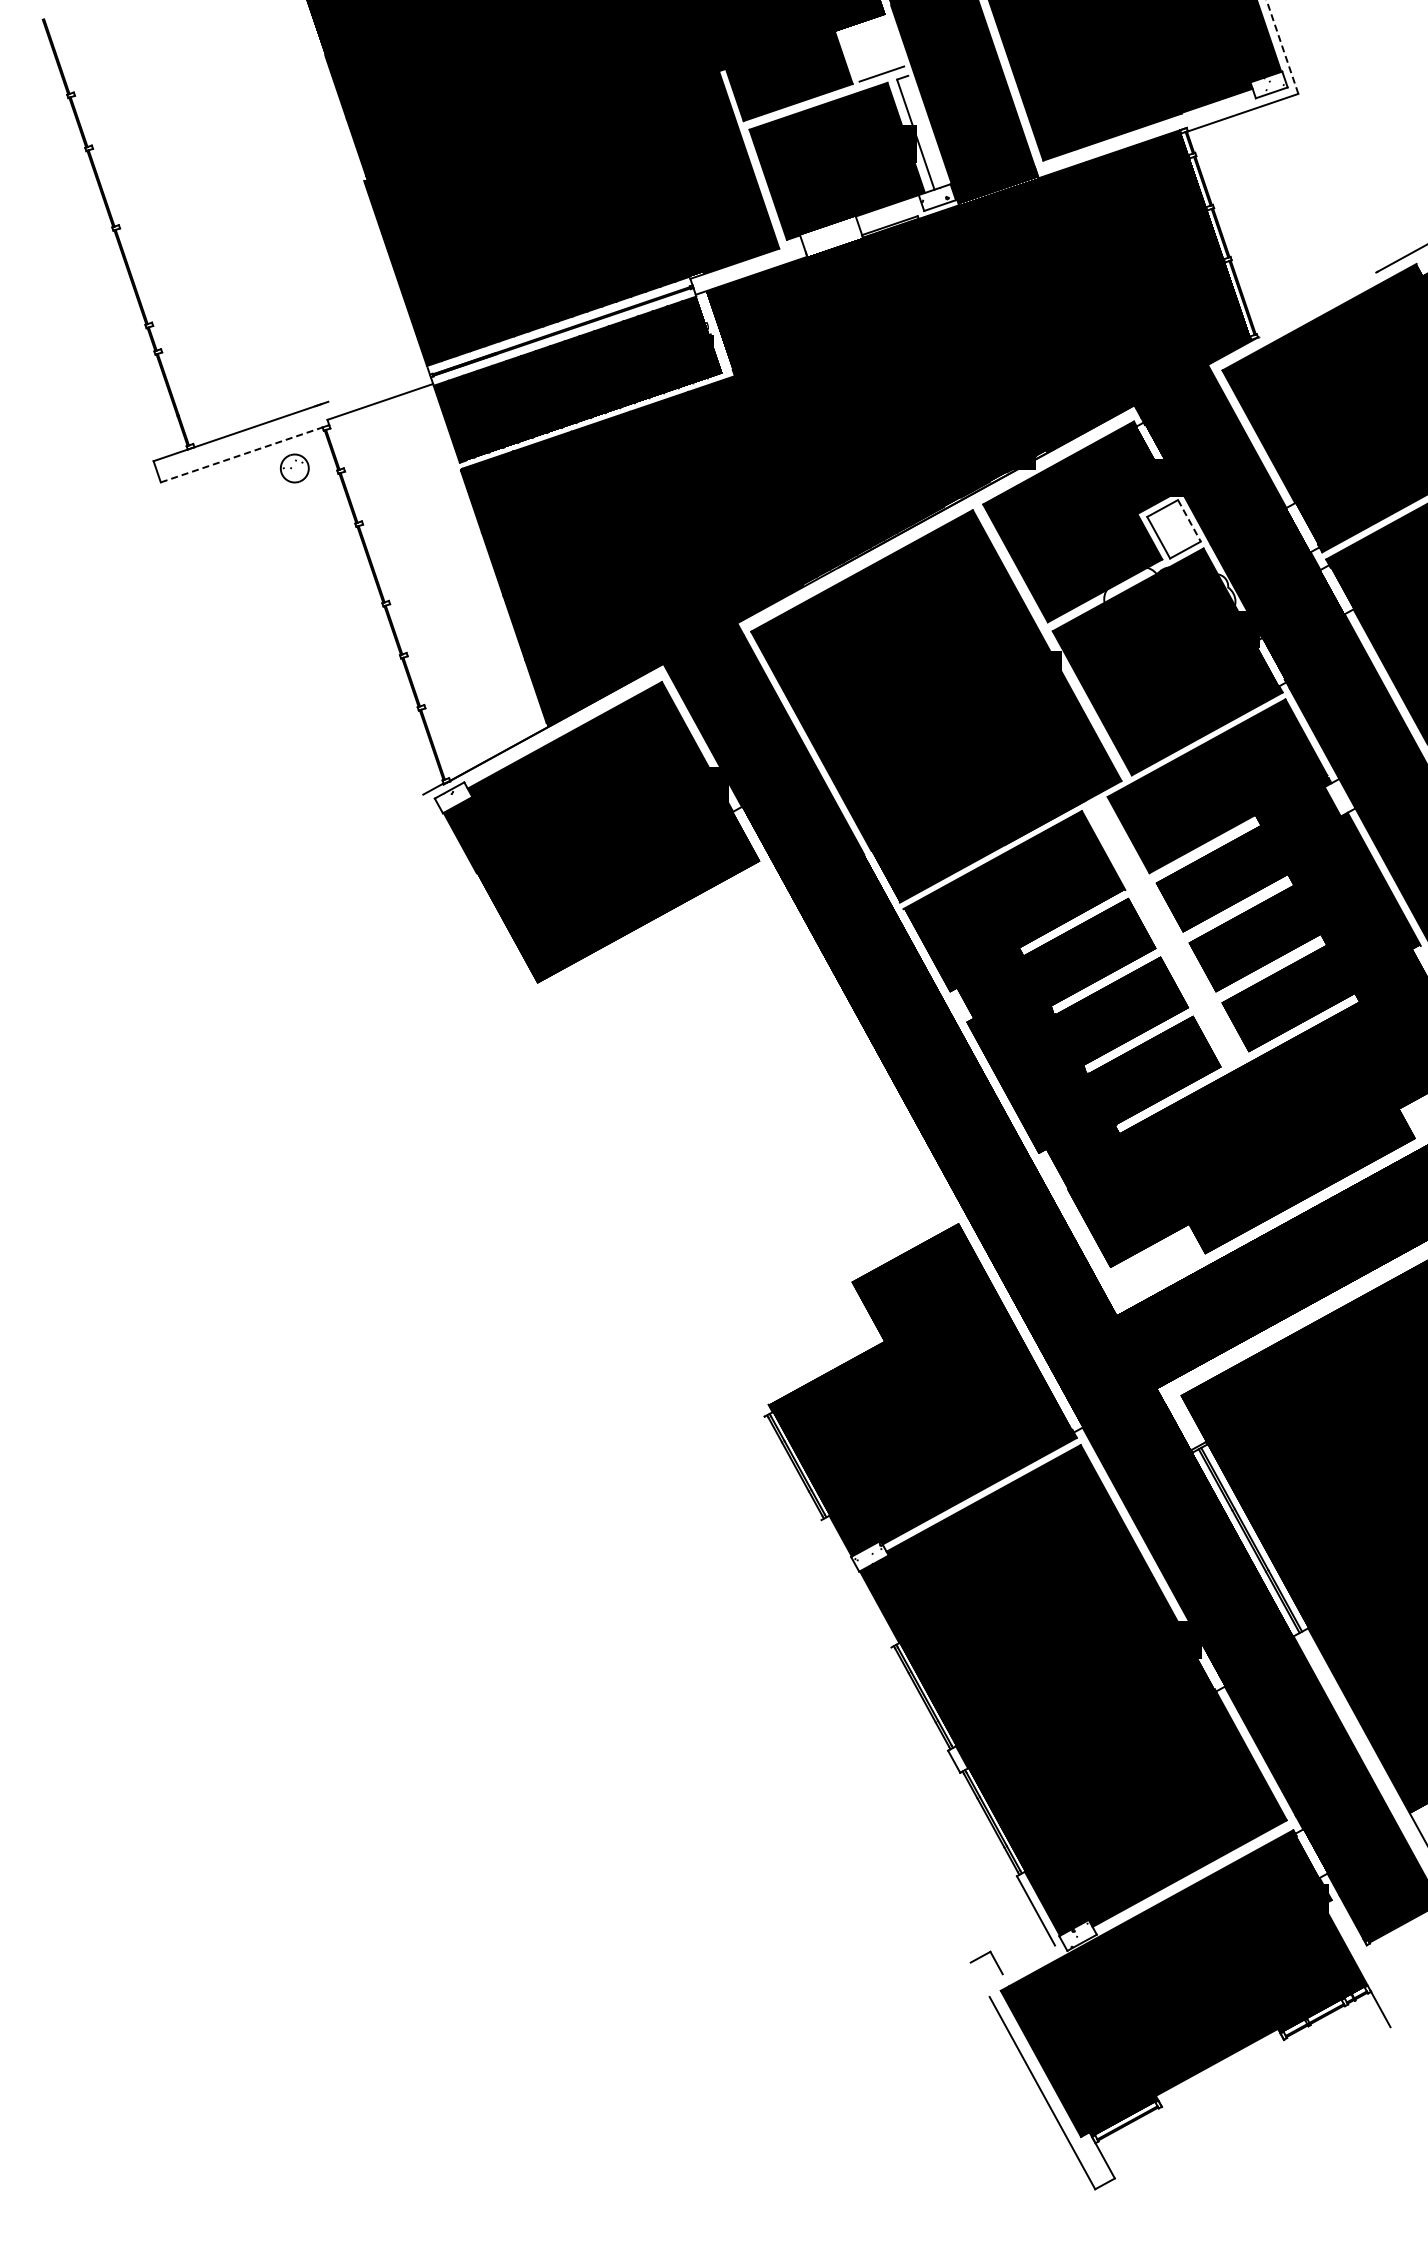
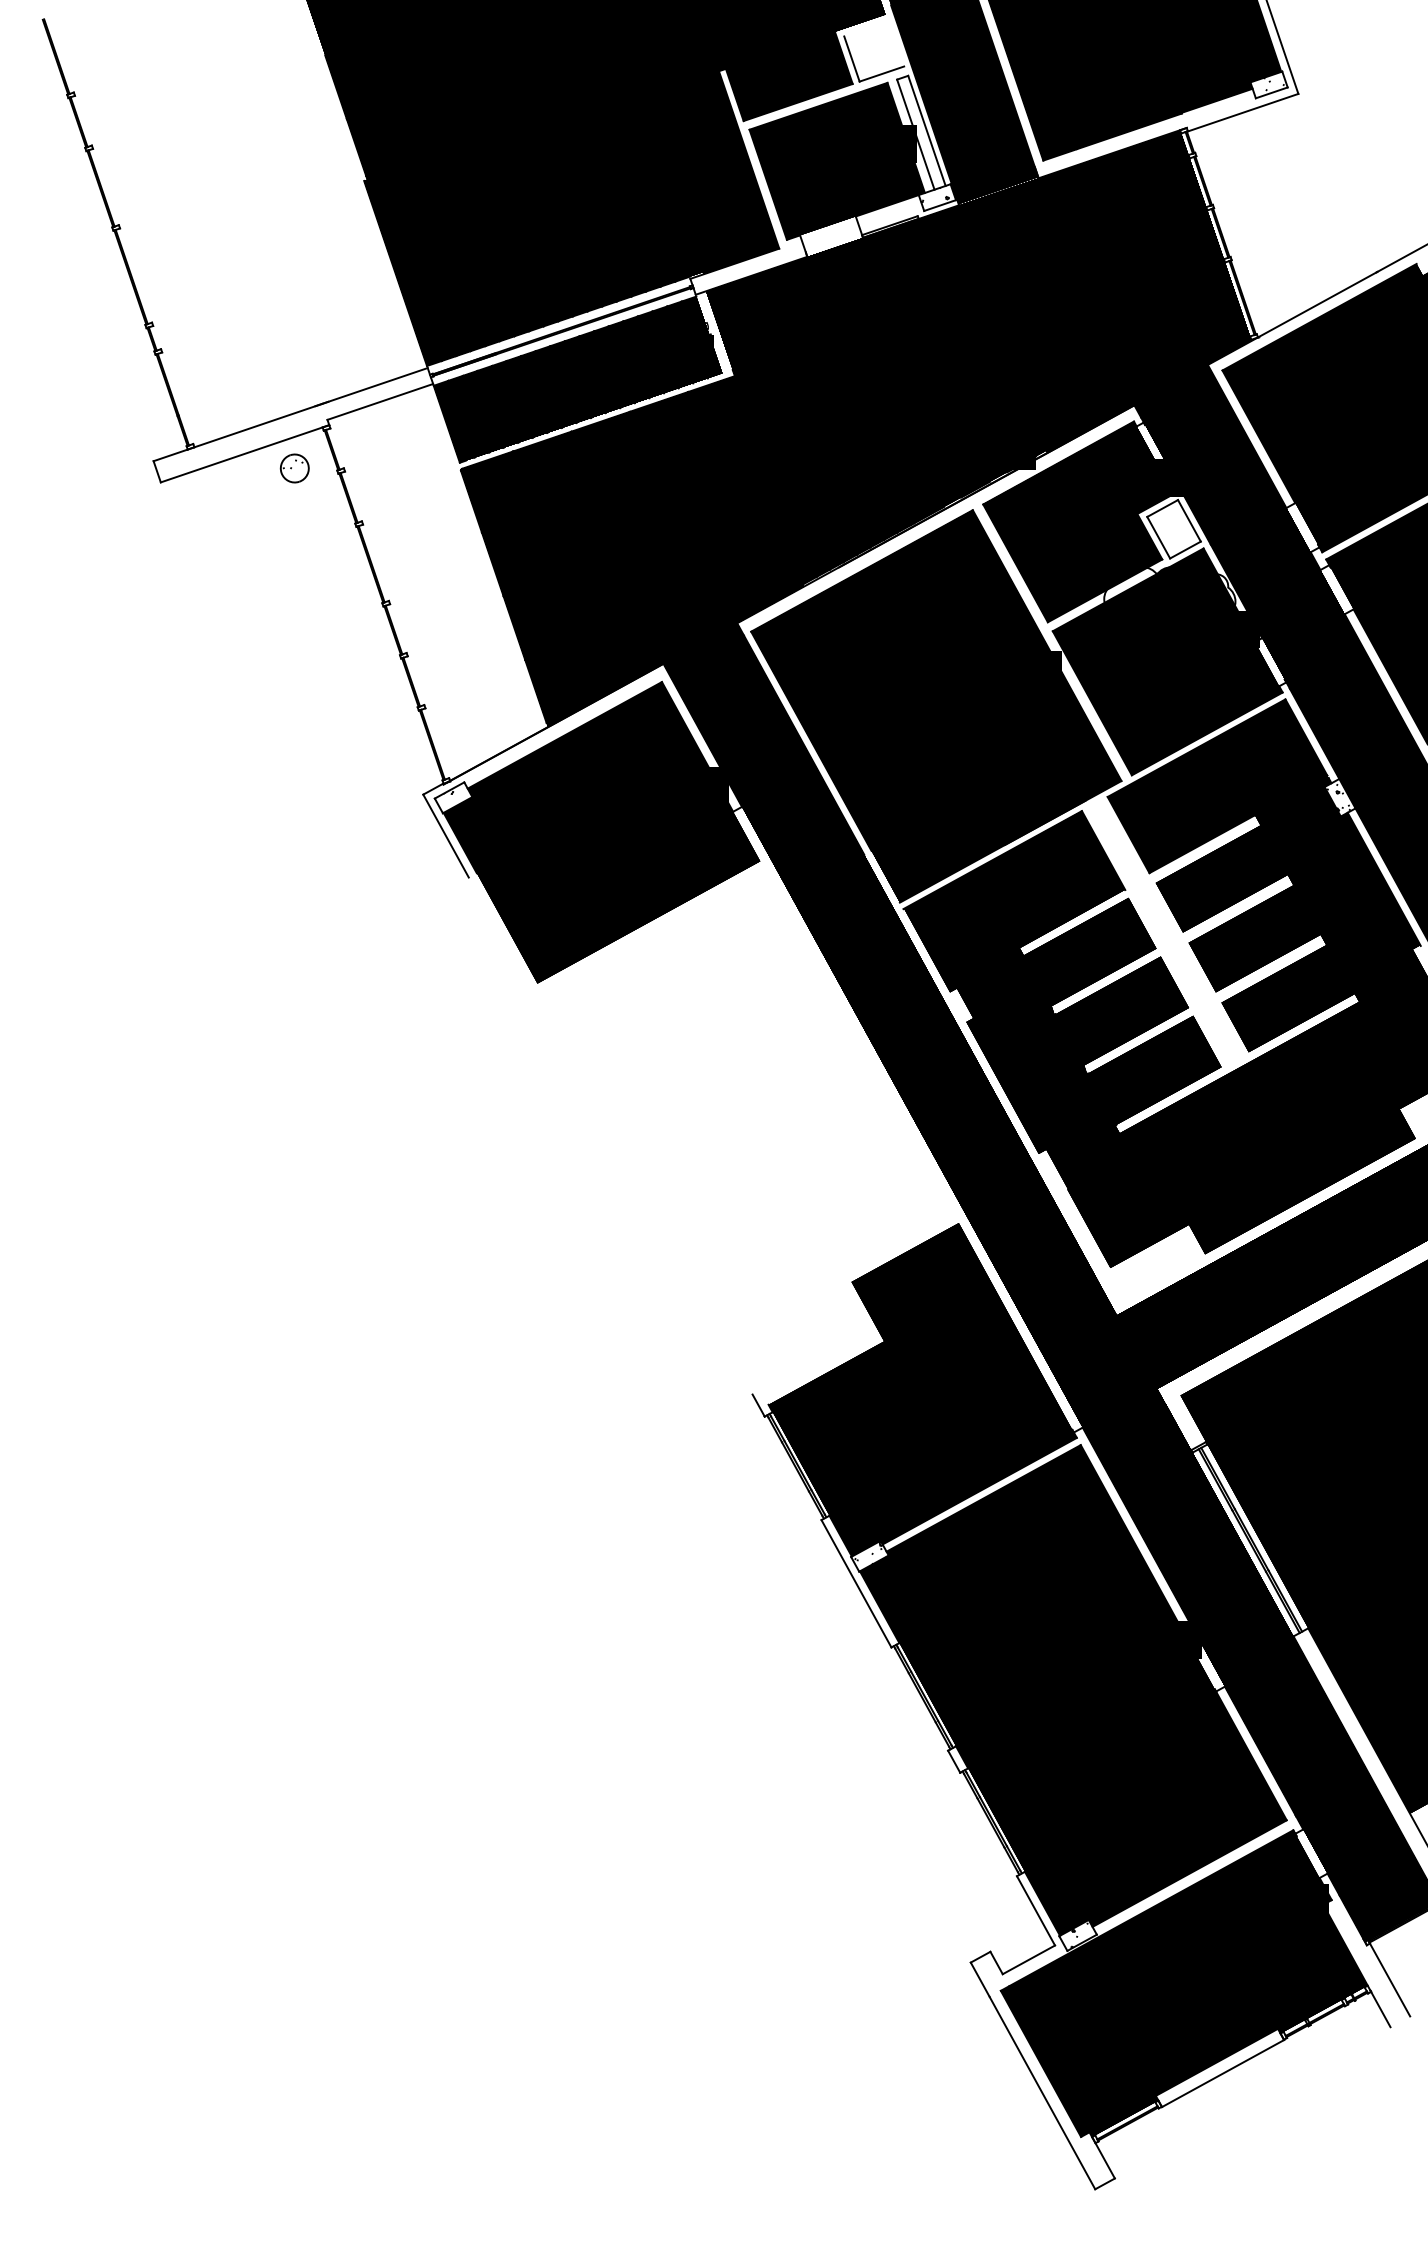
line: dashed -> solid (1282, 46)
line: none -> present (851, 58)
line: none -> present (926, 130)
line: none -> present (1317, 304)
line: none -> present (374, 385)
line: dashed -> solid (245, 453)
line: dashed -> solid (1189, 520)
hatch: none -> present (1338, 797)
line: none -> present (445, 835)
line: none -> present (758, 1405)
line: none -> present (856, 1583)
line: none -> present (1028, 1959)
line: none -> present (979, 1979)
line: none -> present (1389, 1979)
line: none -> present (1222, 2073)
